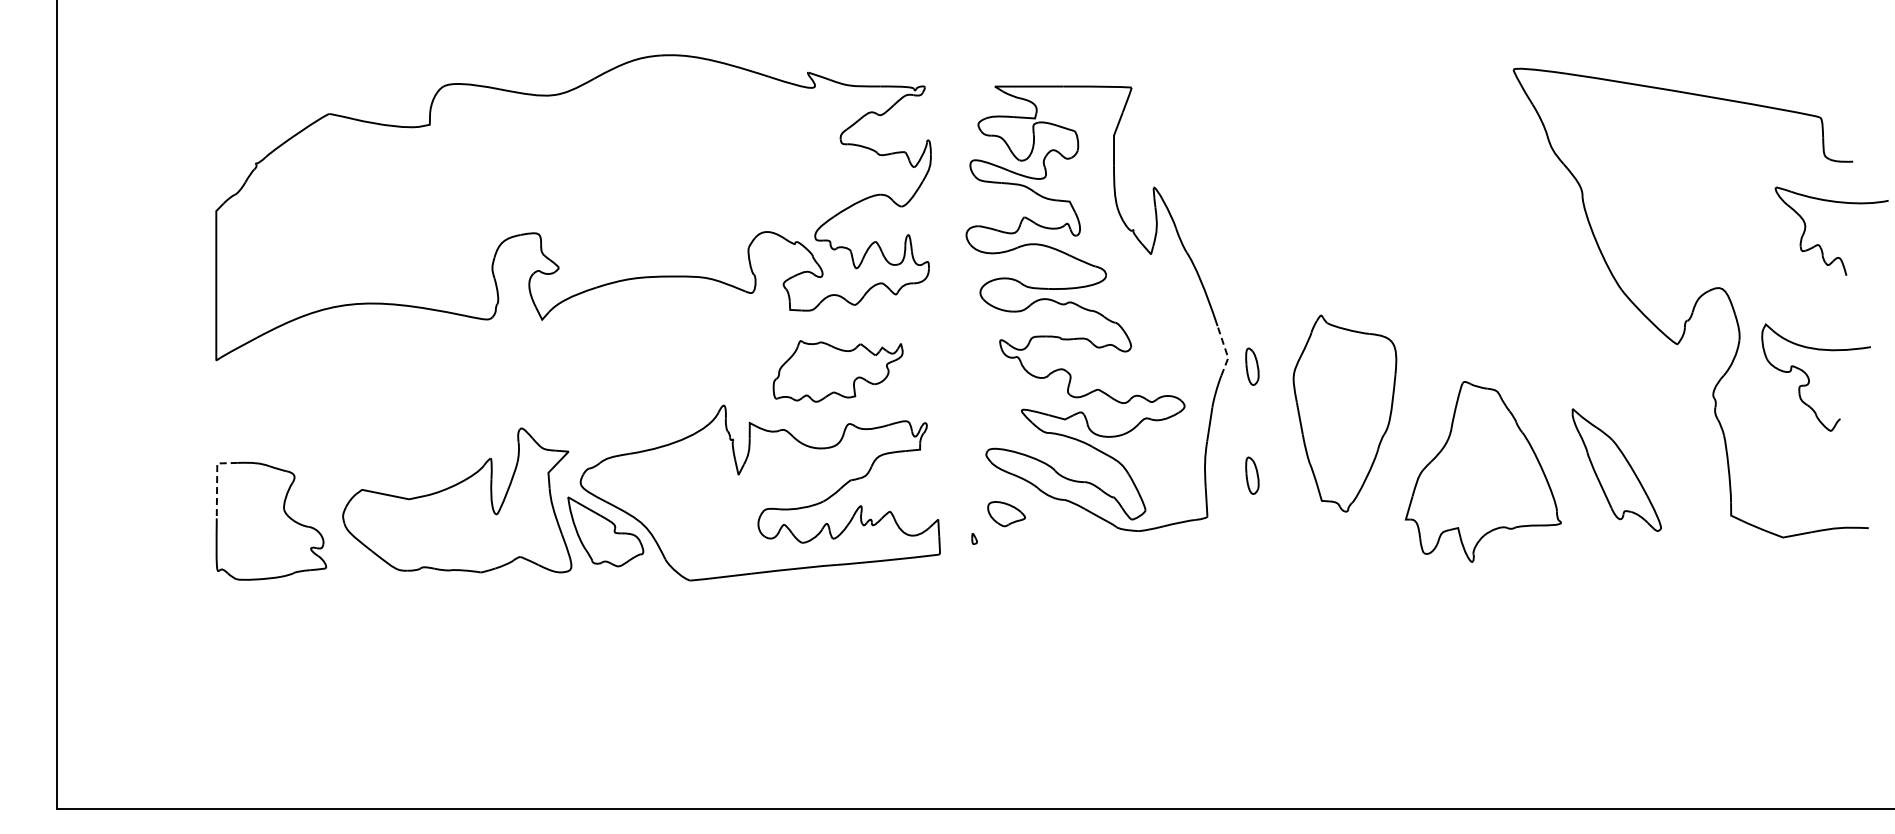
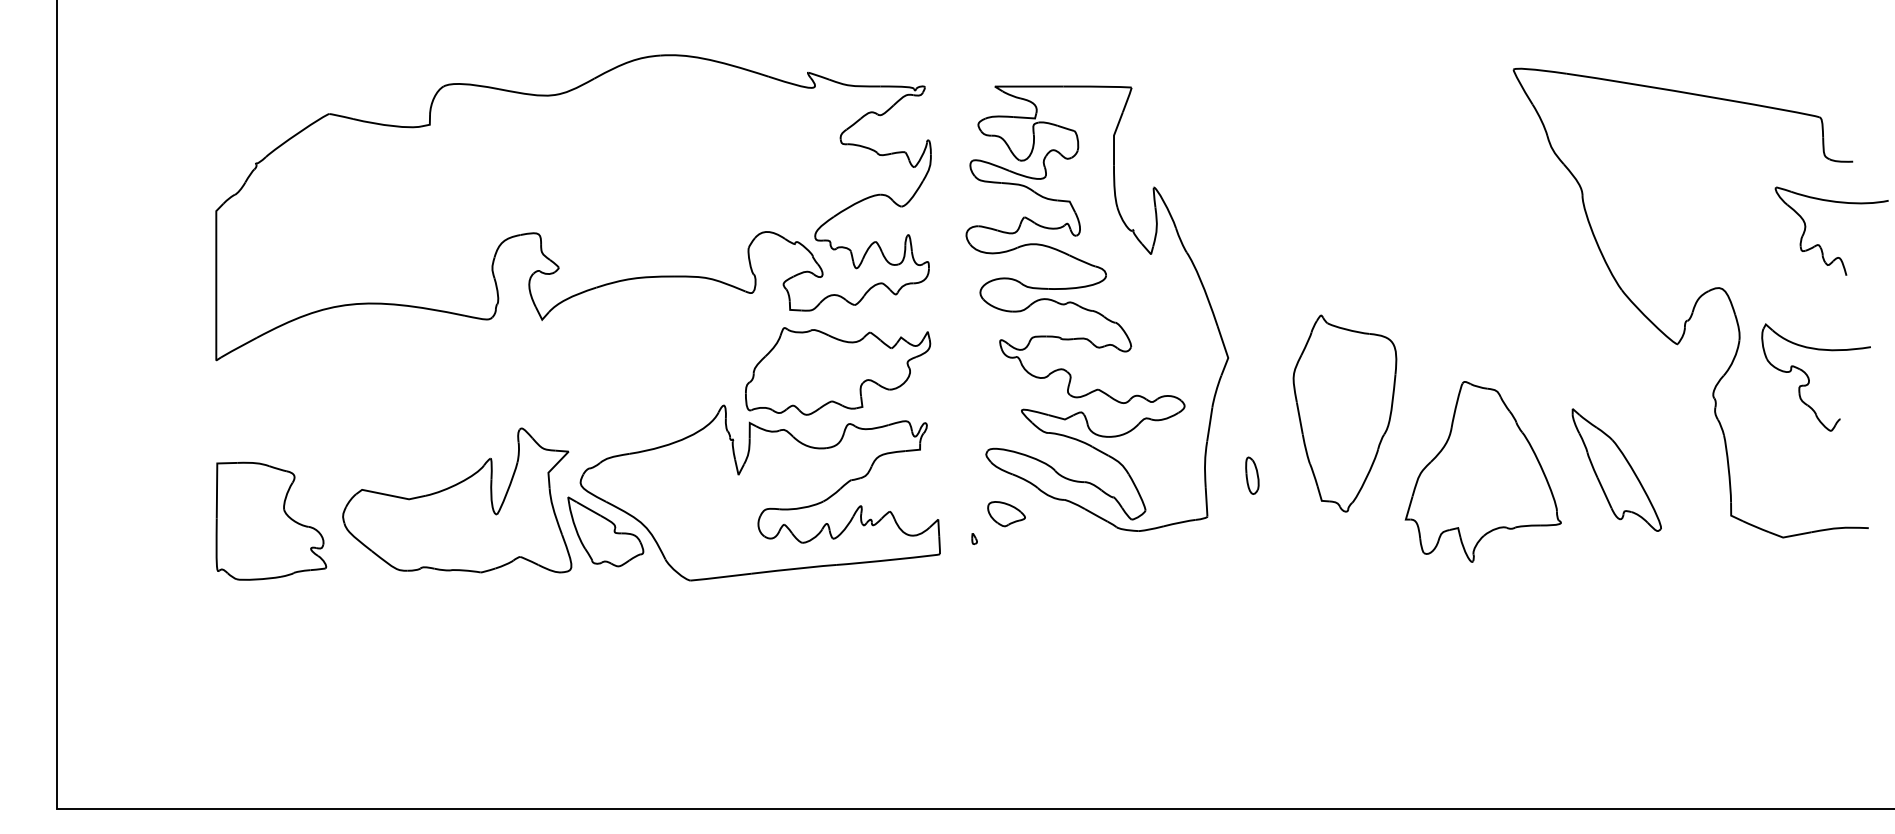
line: dashed -> solid (1226, 351)
part: present -> none (1252, 366)
part size: 132x63 px -> 187x89 px (838, 371)
line: dashed -> solid (217, 480)
